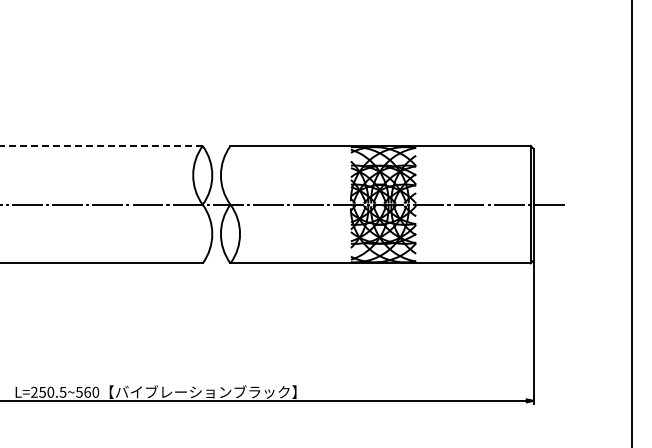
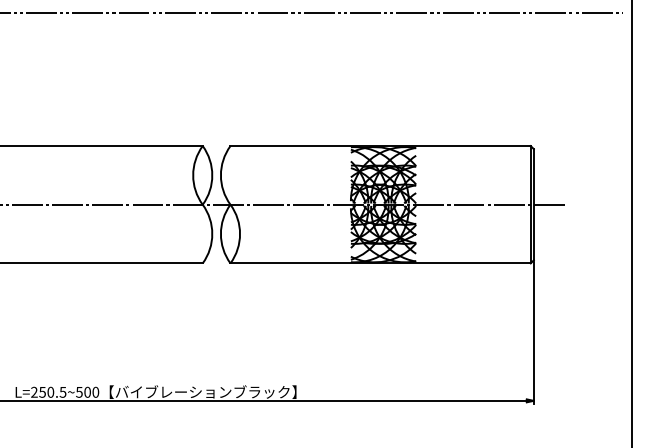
line: none -> present (312, 13)
line: dashed -> solid (100, 146)
text: L=250.5~560 -> L=250.5~500 (87, 391)
